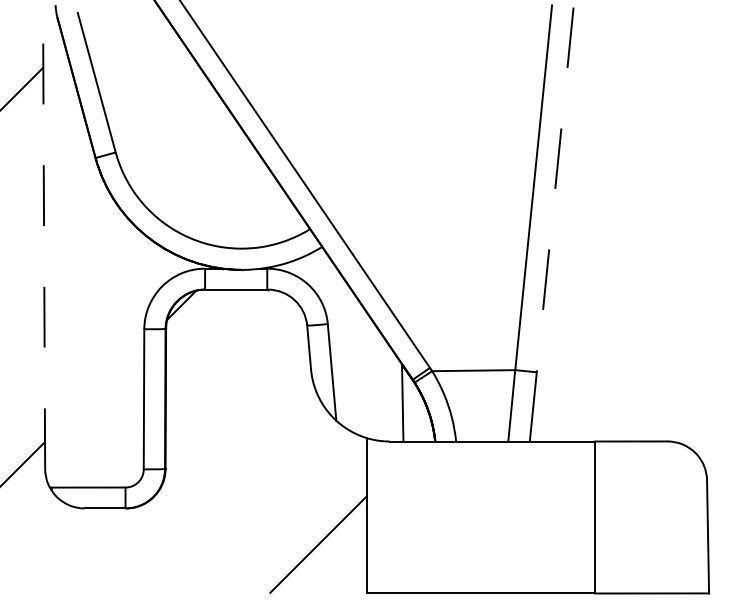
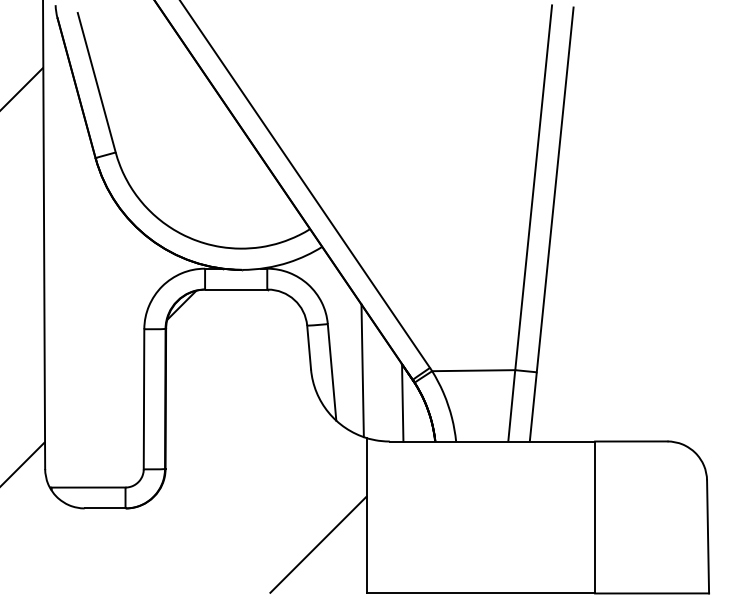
line: dashed -> solid (555, 190)
line: dashed -> solid (44, 234)
line: none -> present (362, 370)
